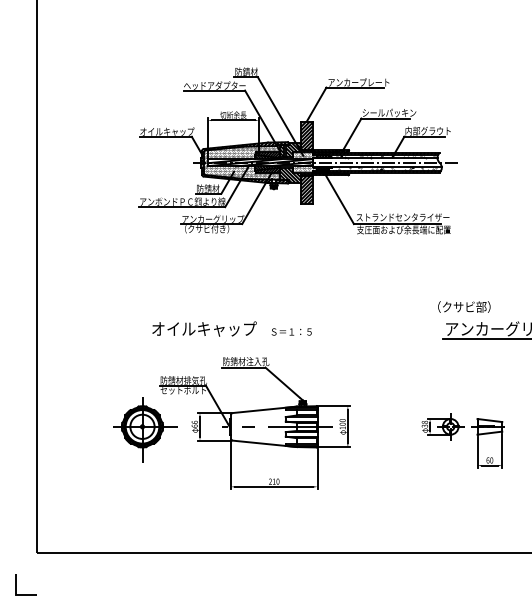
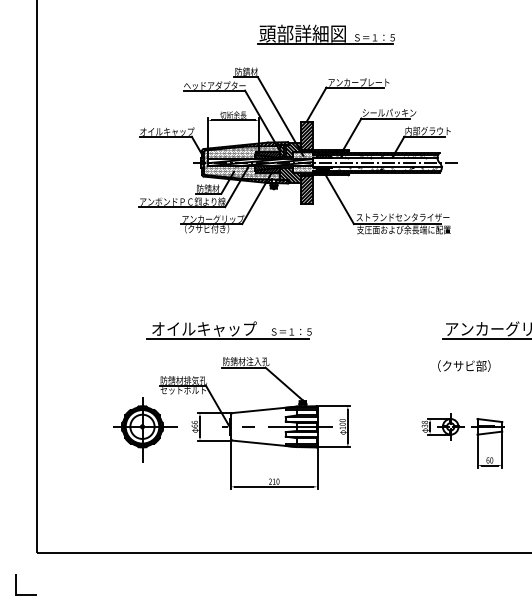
part: none -> present (325, 34)
text position: (464, 306) -> (464, 365) (464, 365)
line: none -> present (227, 338)
